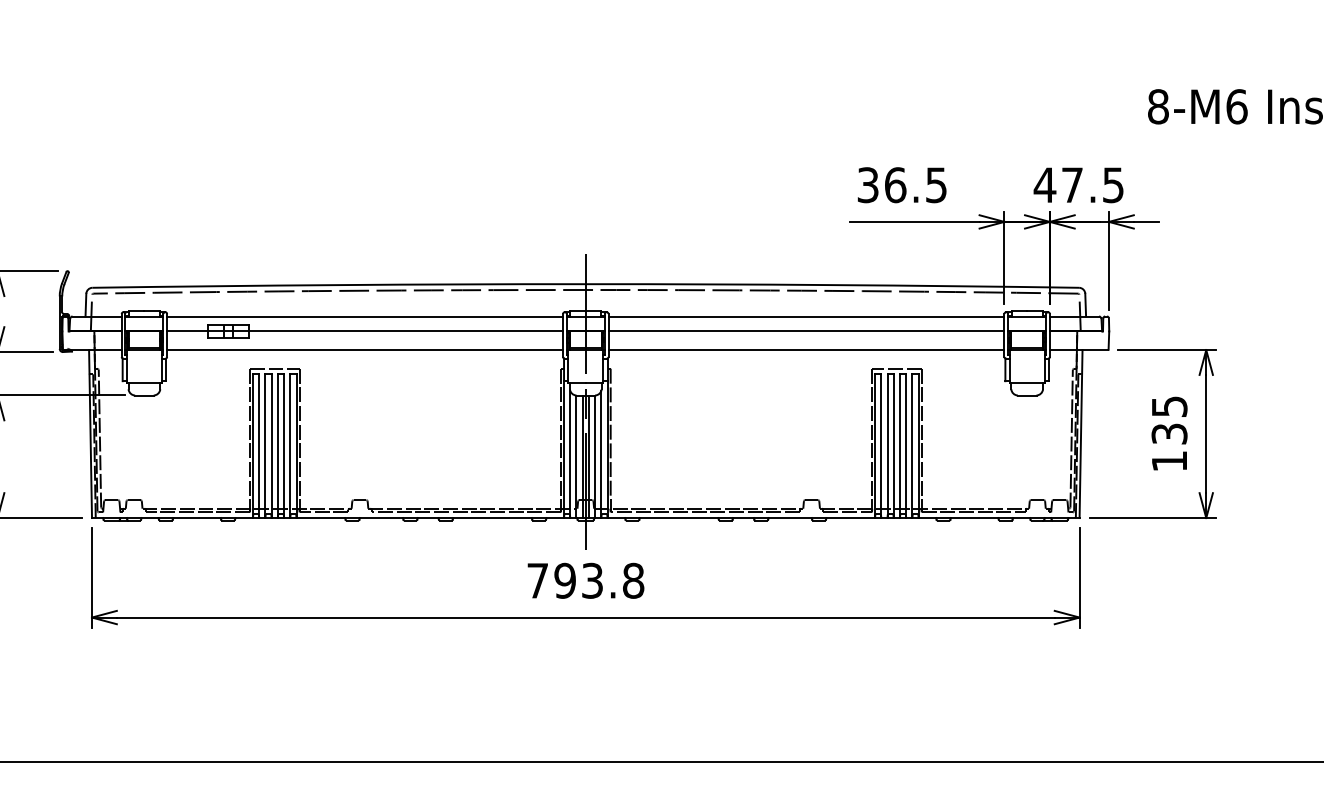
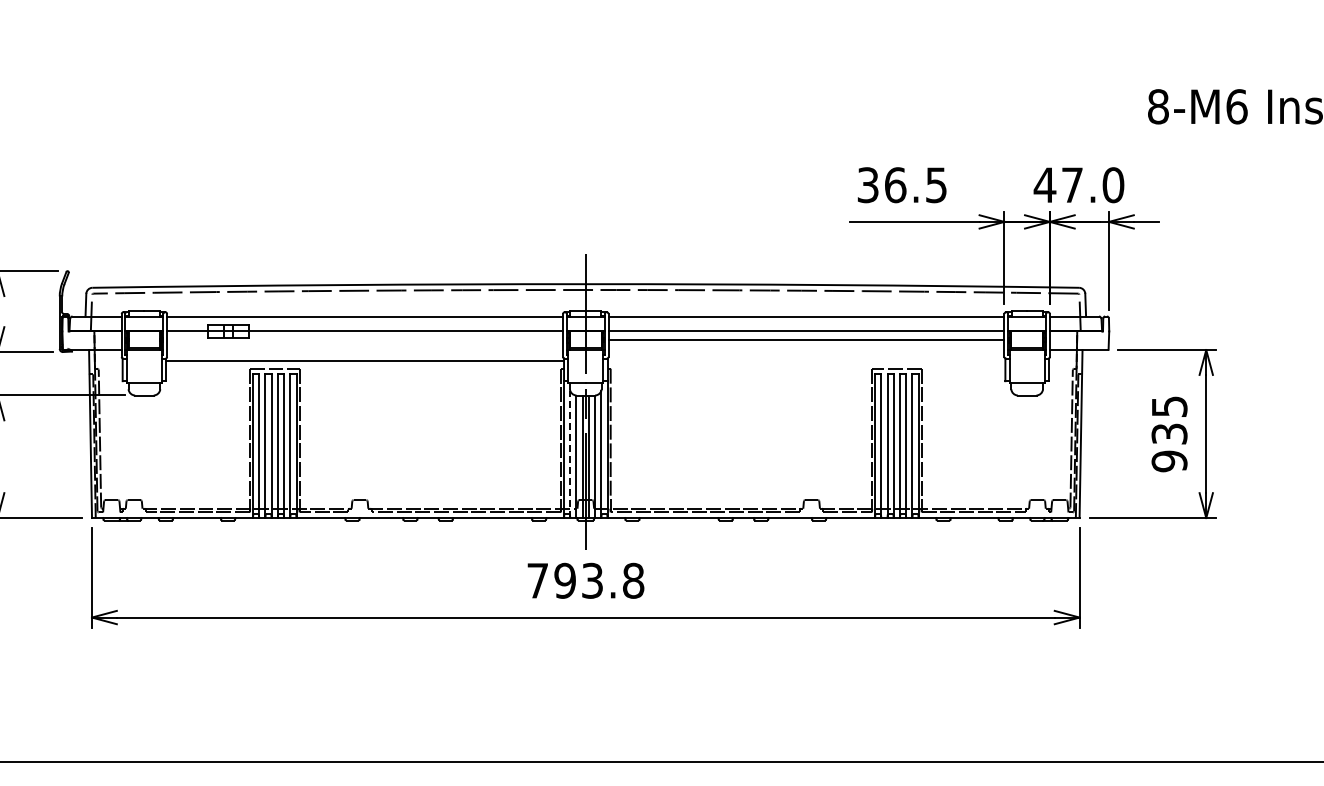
text: 47.5 -> 47.0 (1113, 185)
line position: (365, 350) -> (365, 361) (365, 361)
line position: (806, 350) -> (806, 340) (806, 340)
line: solid -> dashed (570, 454)
text: 135 -> 935 (1169, 461)
